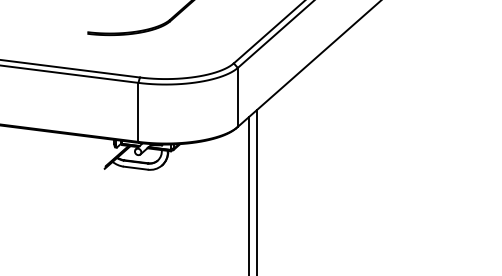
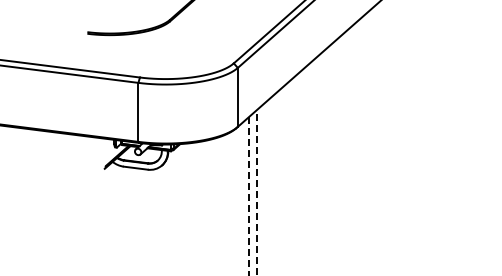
line: solid -> dashed (257, 192)
line: solid -> dashed (248, 196)
